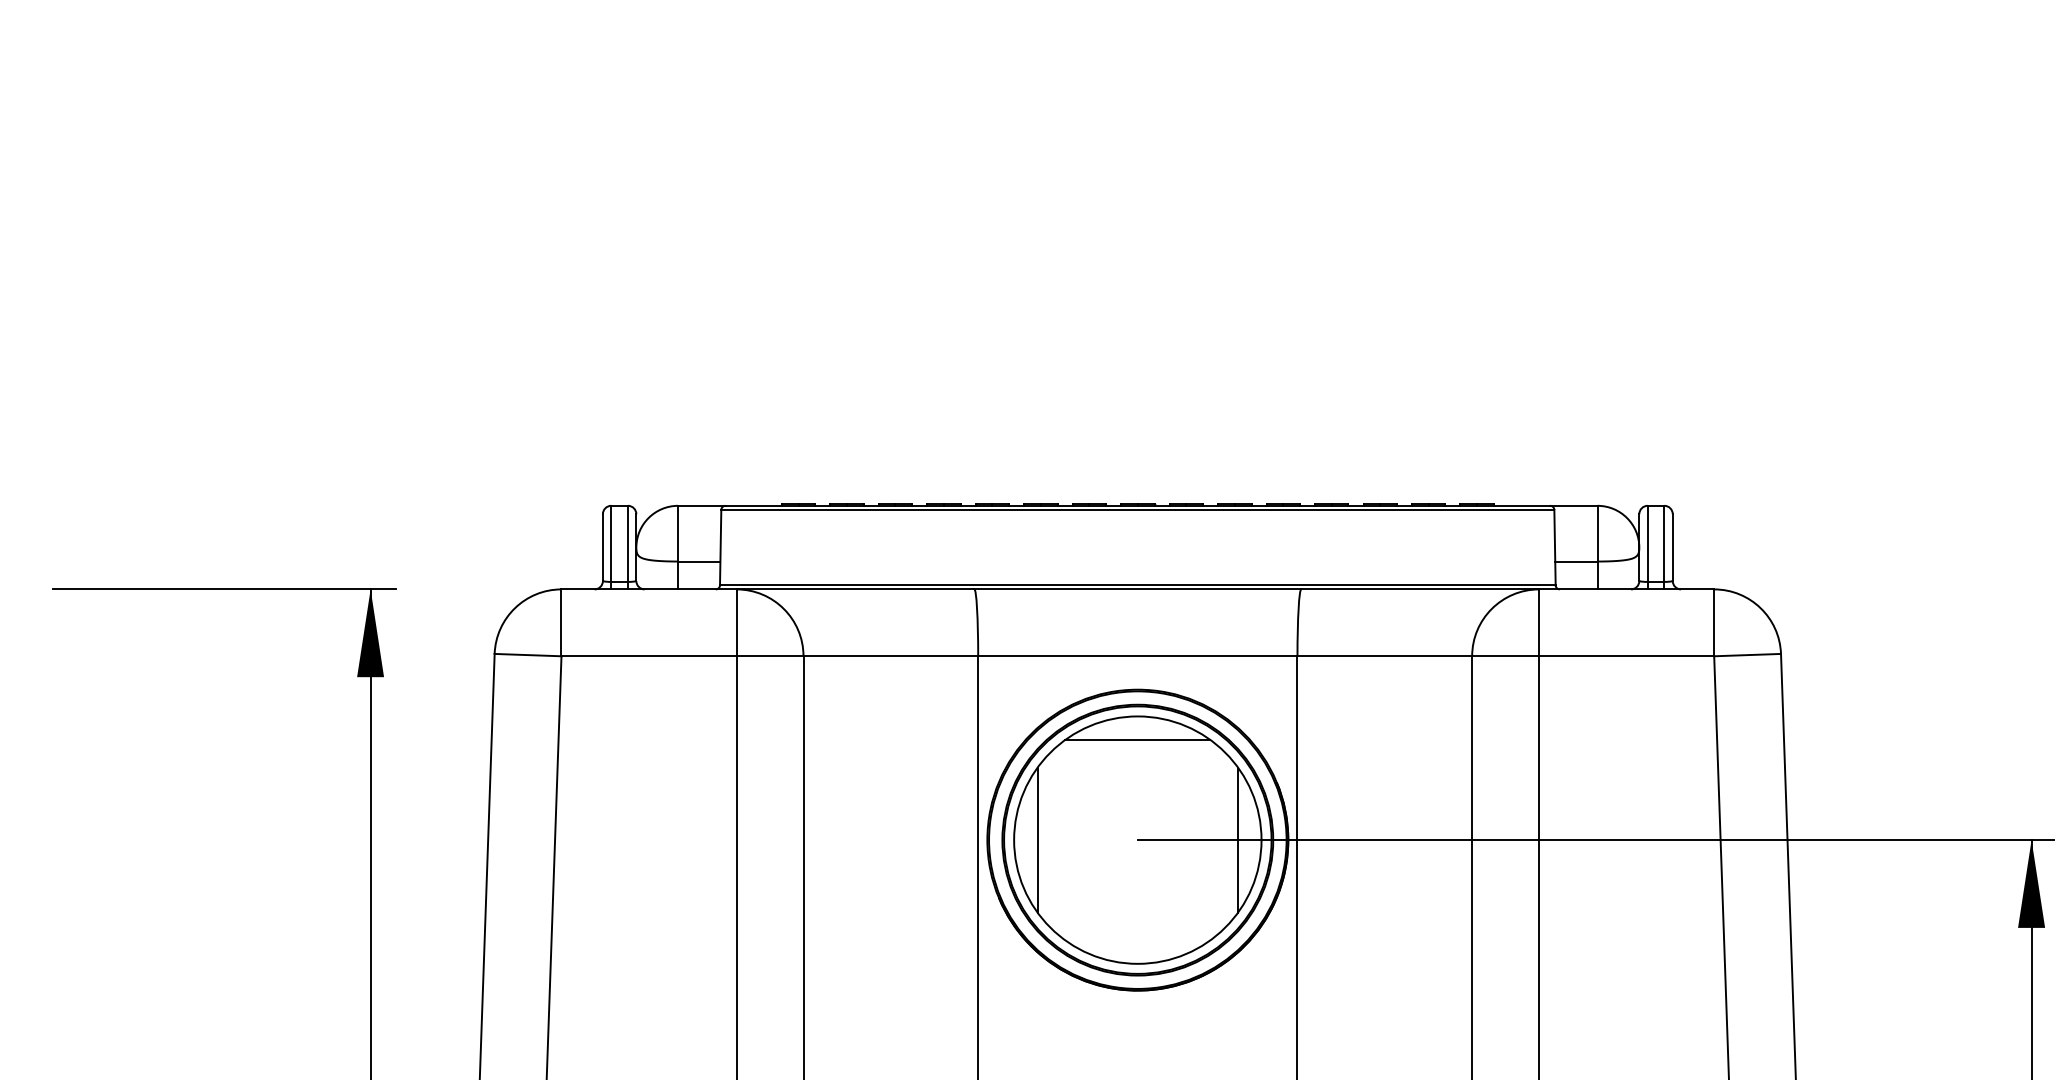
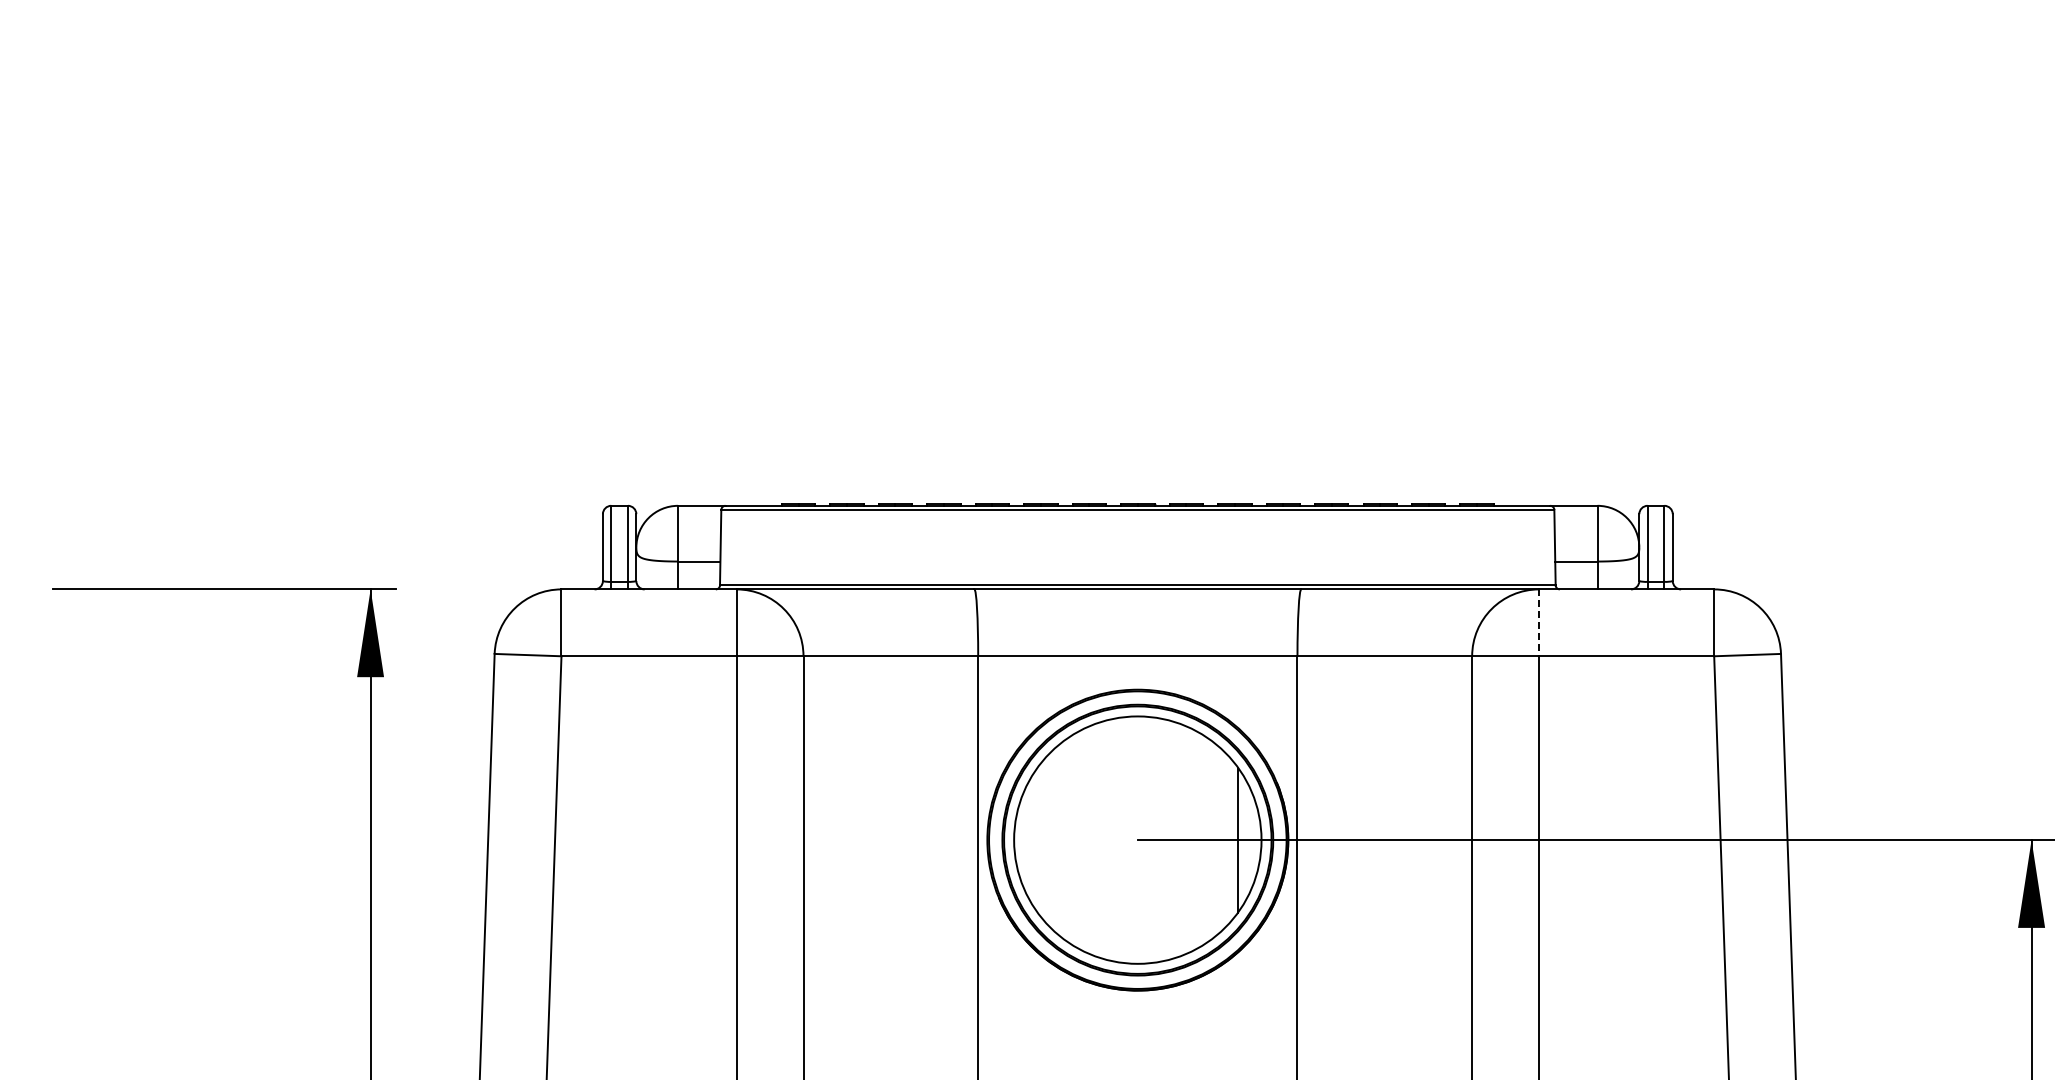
line: solid -> dashed (1539, 623)
line: present -> none (1137, 739)
line: present -> none (1037, 839)
